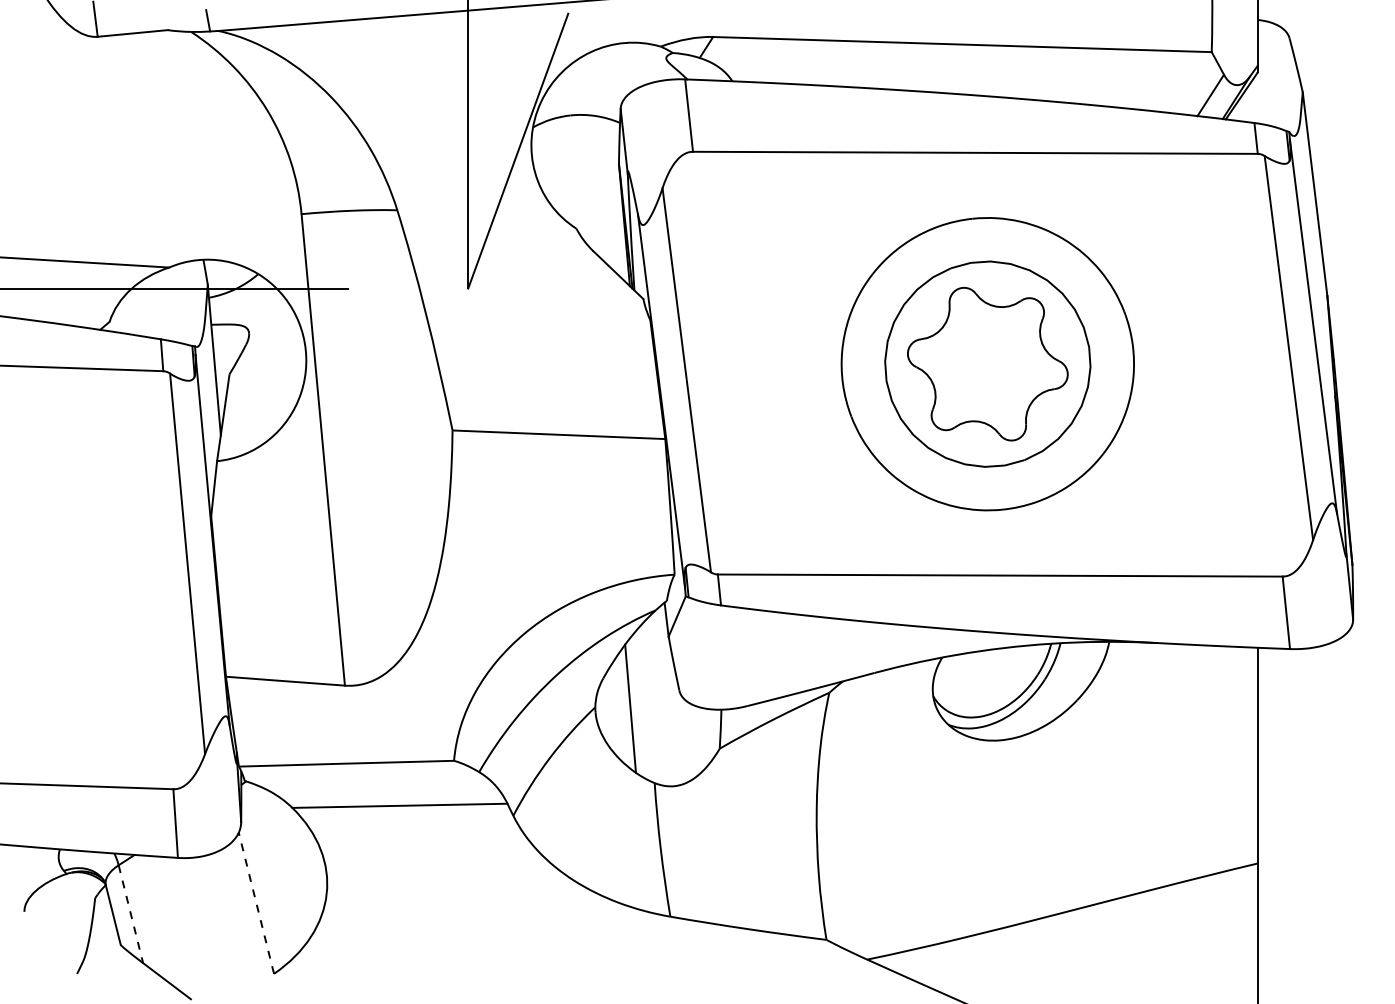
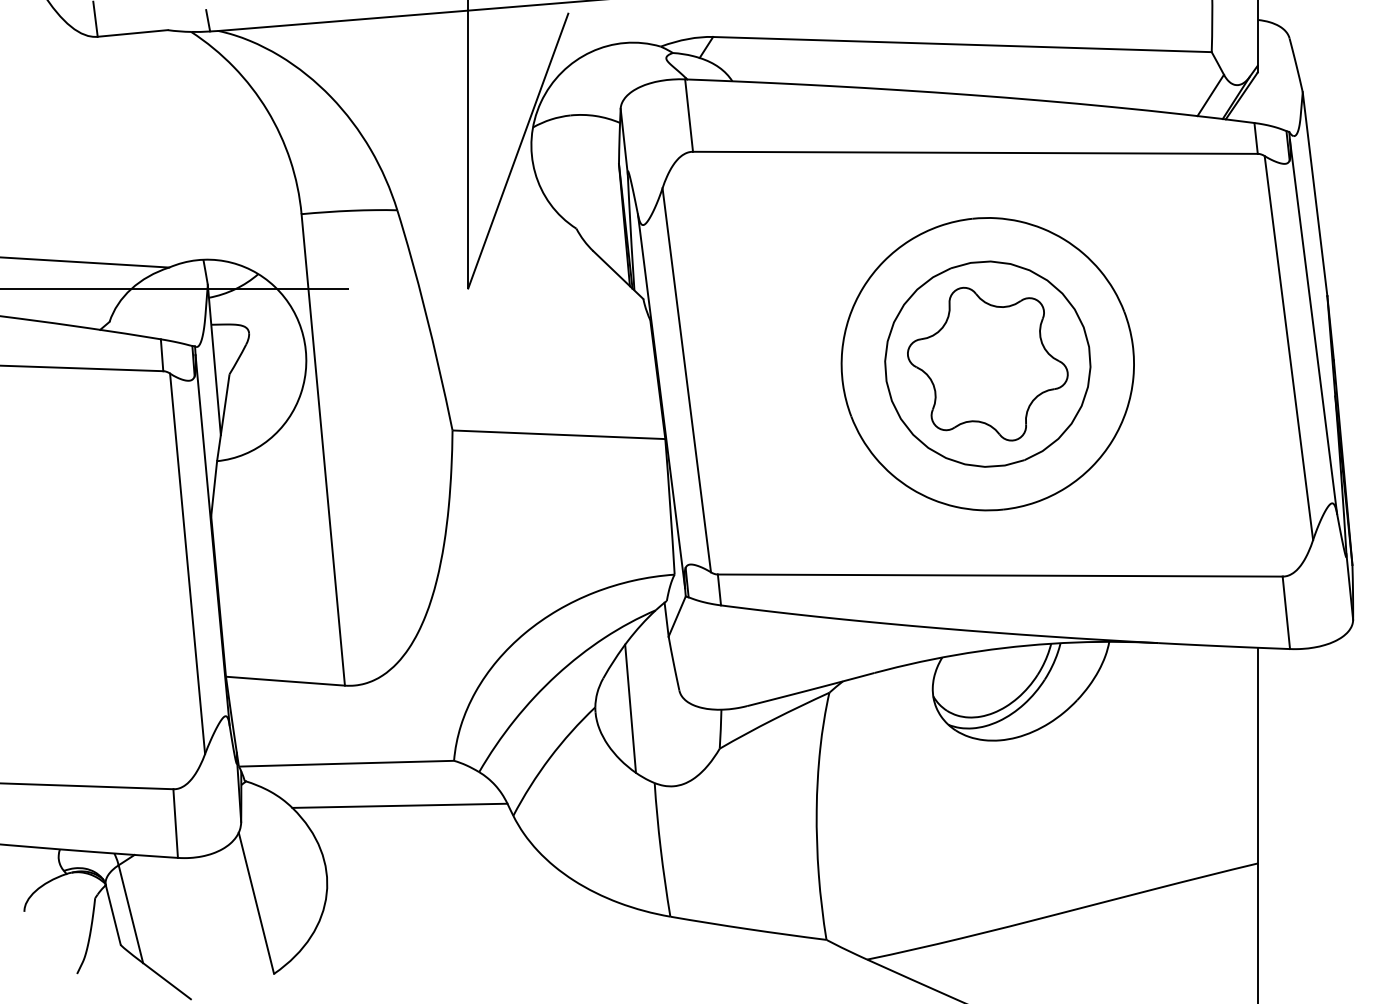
line: dashed -> solid (256, 903)
line: dashed -> solid (131, 914)
